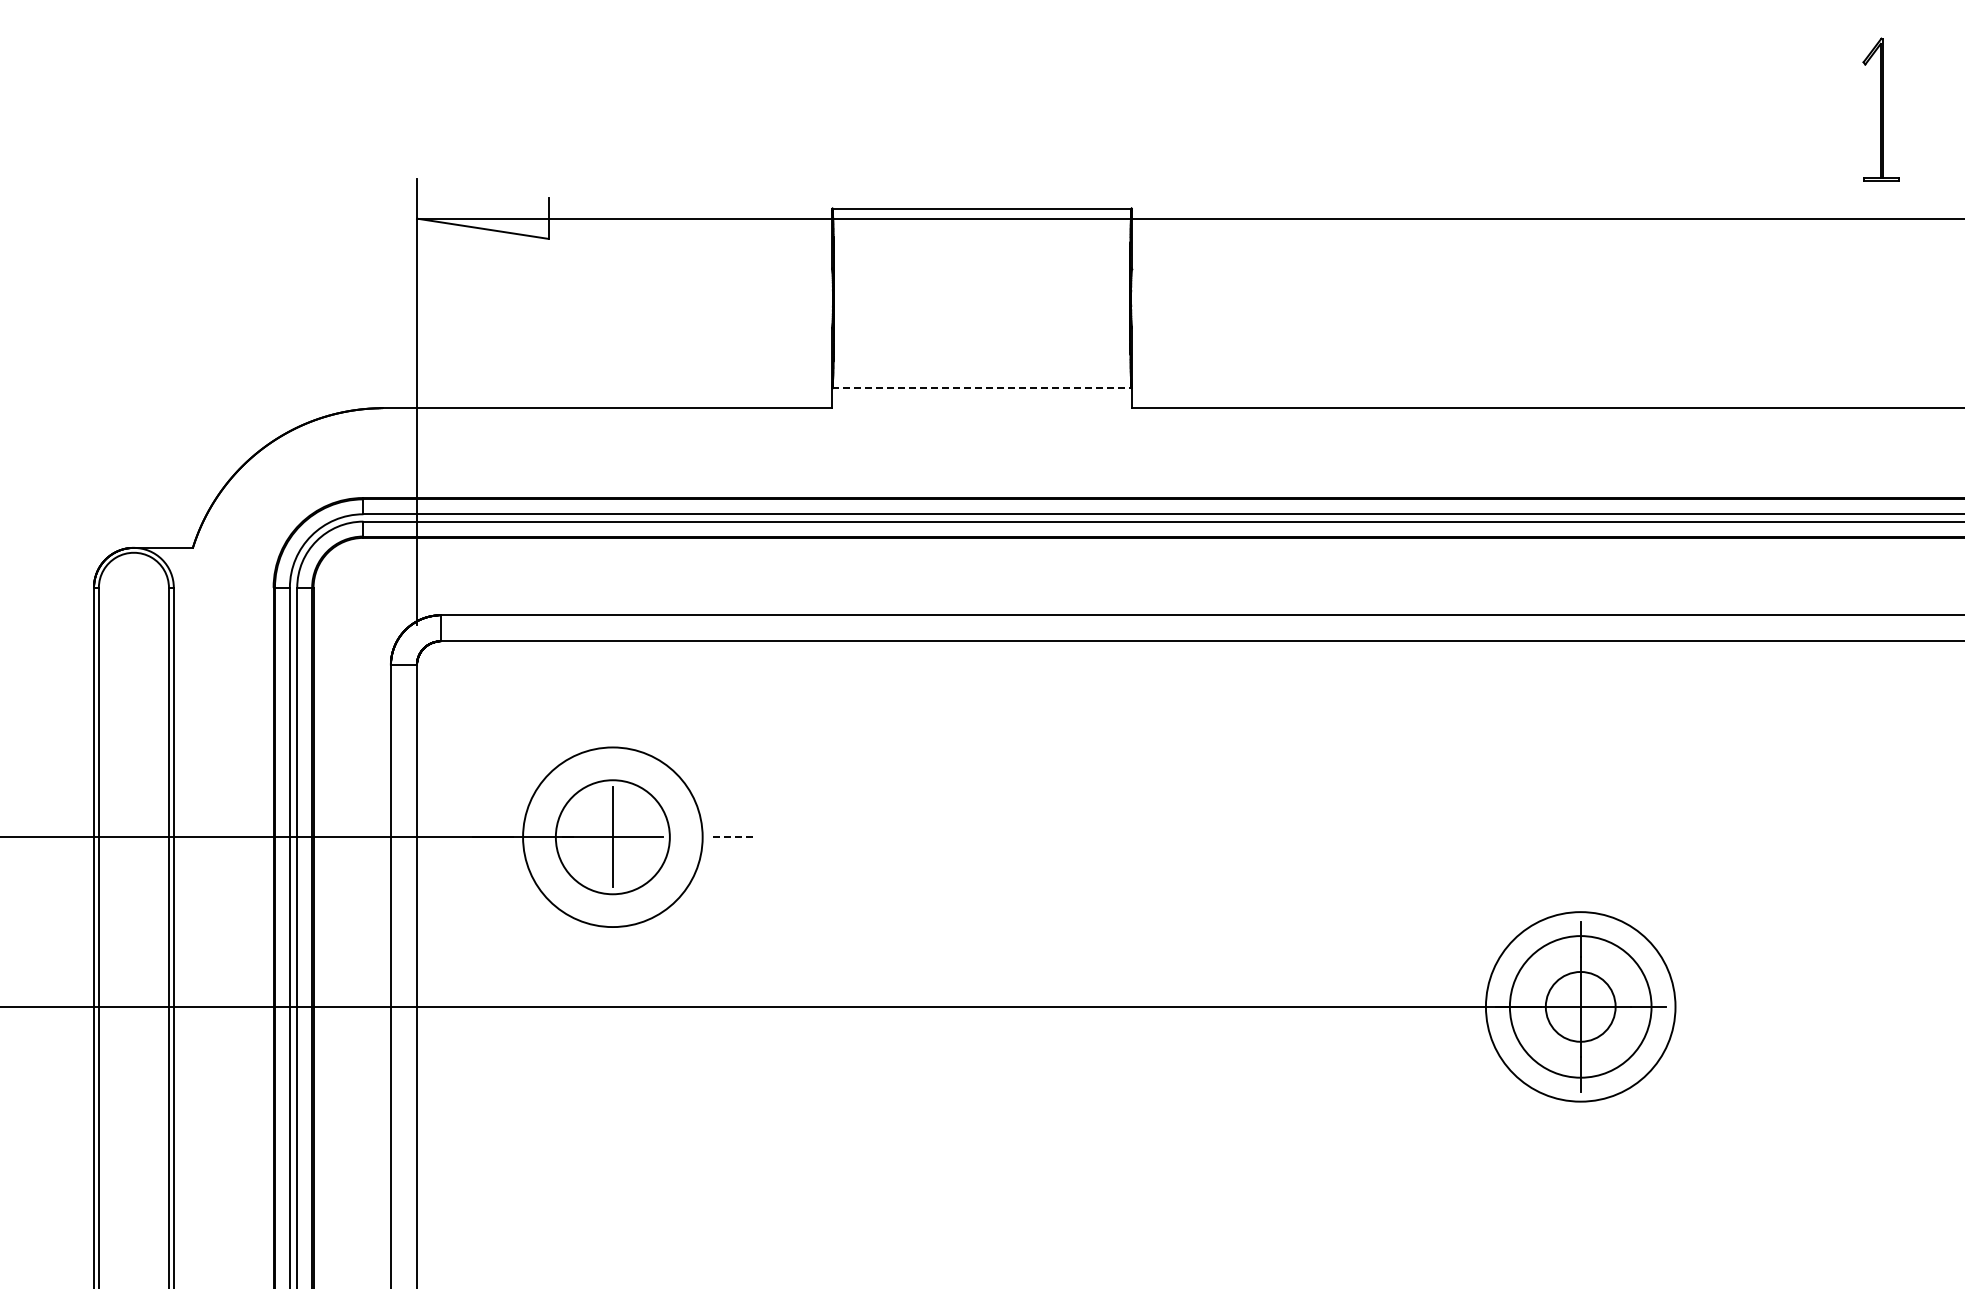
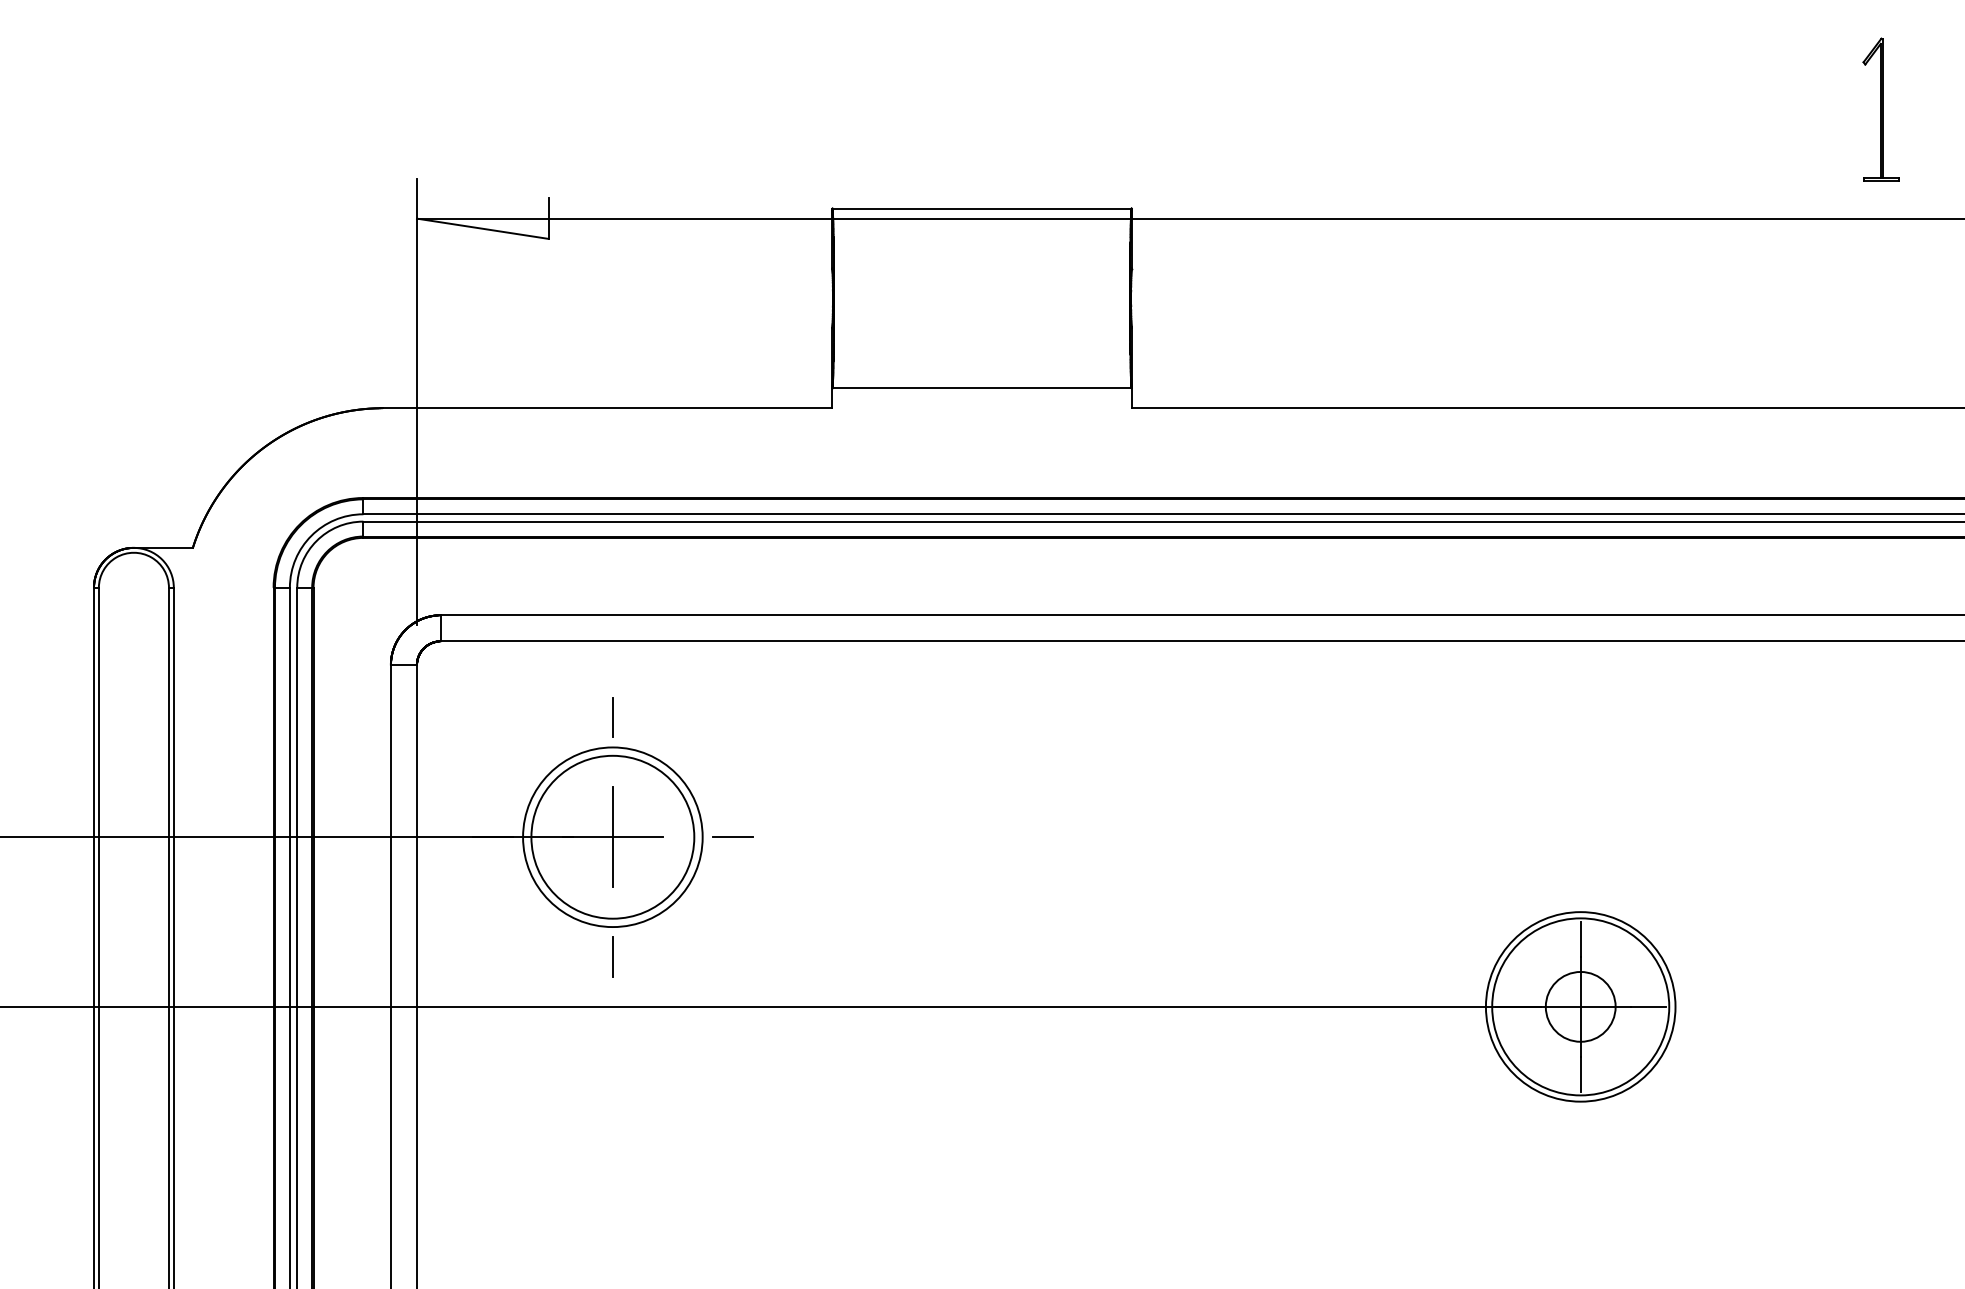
line: dashed -> solid (982, 388)
line: none -> present (612, 717)
circle diameter: 114 px -> 163 px (612, 836)
line: dashed -> solid (732, 837)
line: none -> present (612, 956)
circle diameter: 142 px -> 177 px (1580, 1006)
